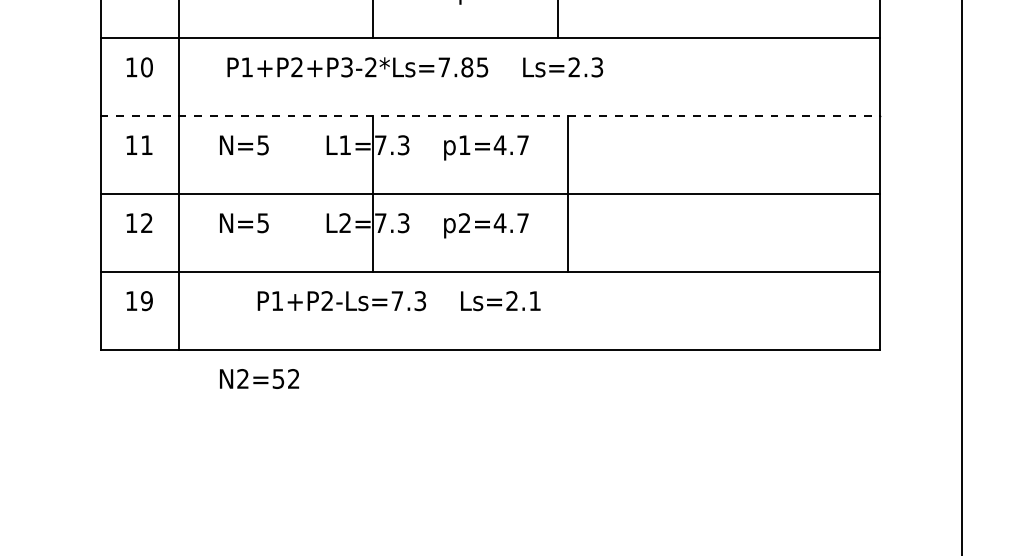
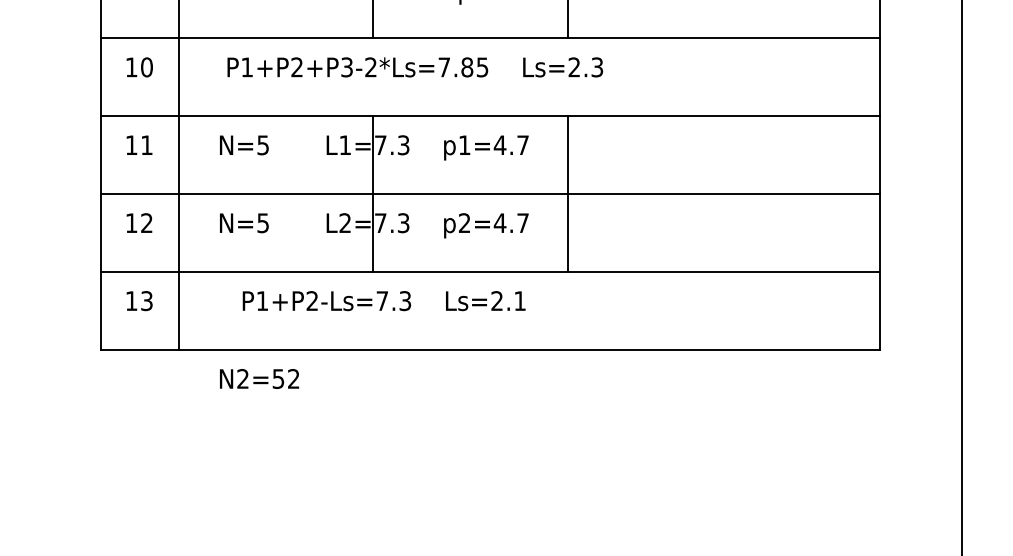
line position: (558, 20) -> (568, 20) (568, 20)
line: dashed -> solid (490, 116)
text: 19 -> 13 (146, 300)
text position: (398, 301) -> (383, 301) (383, 301)
